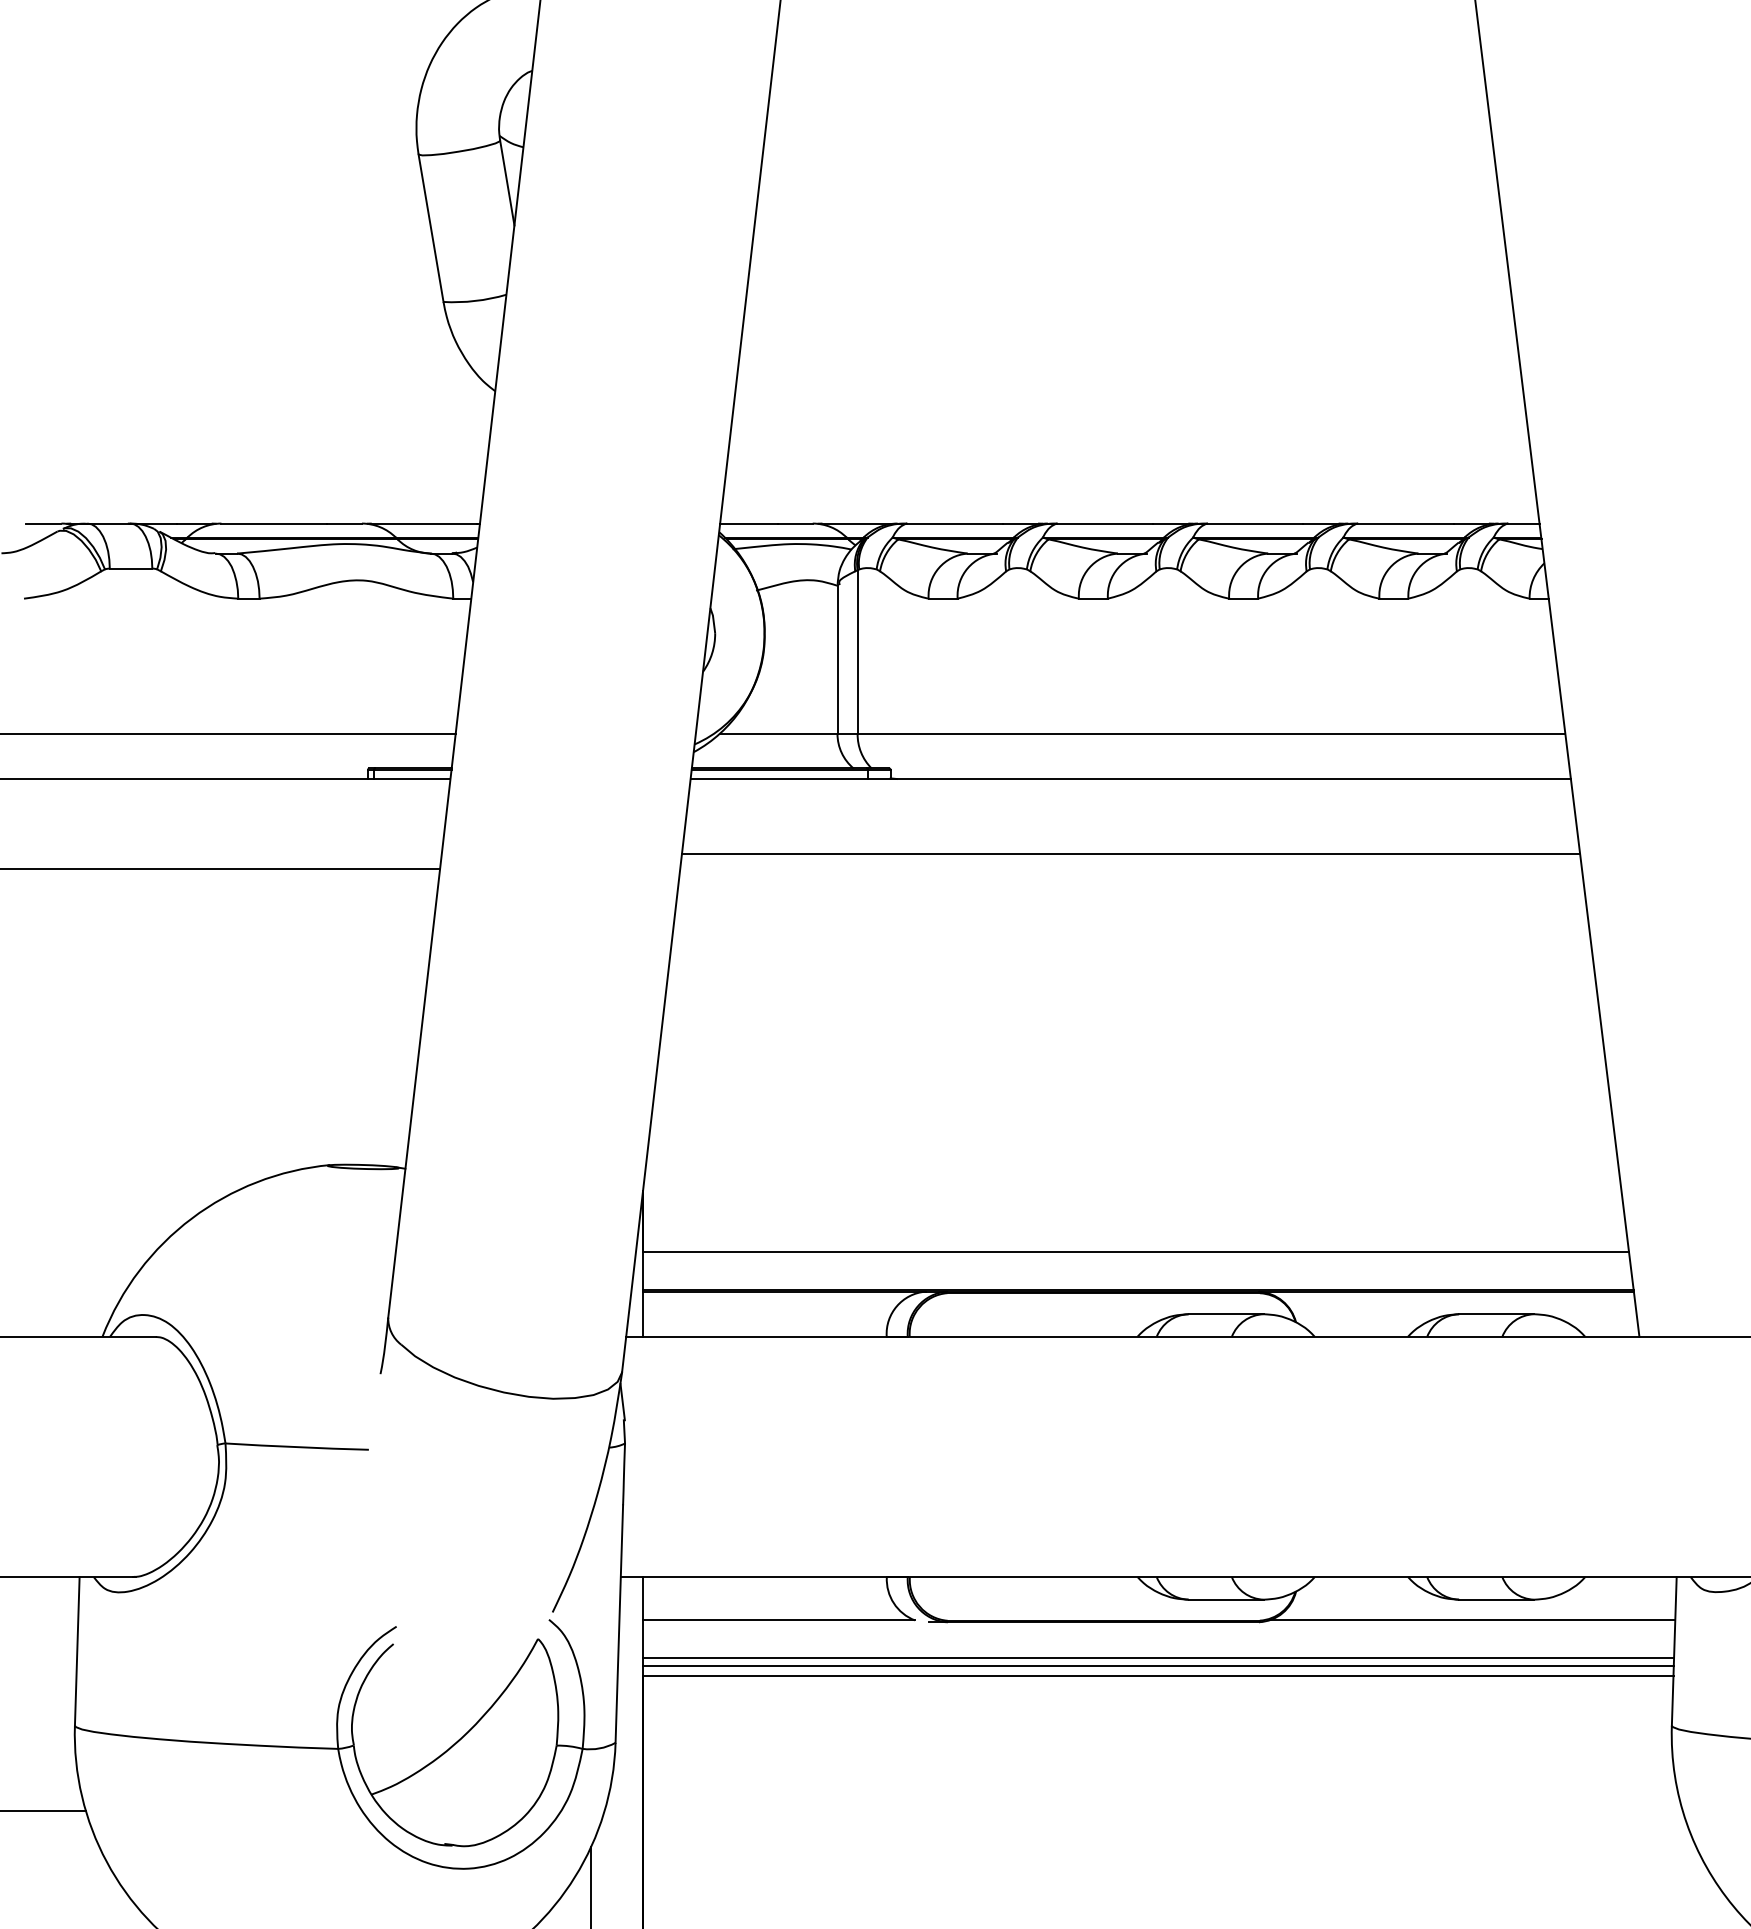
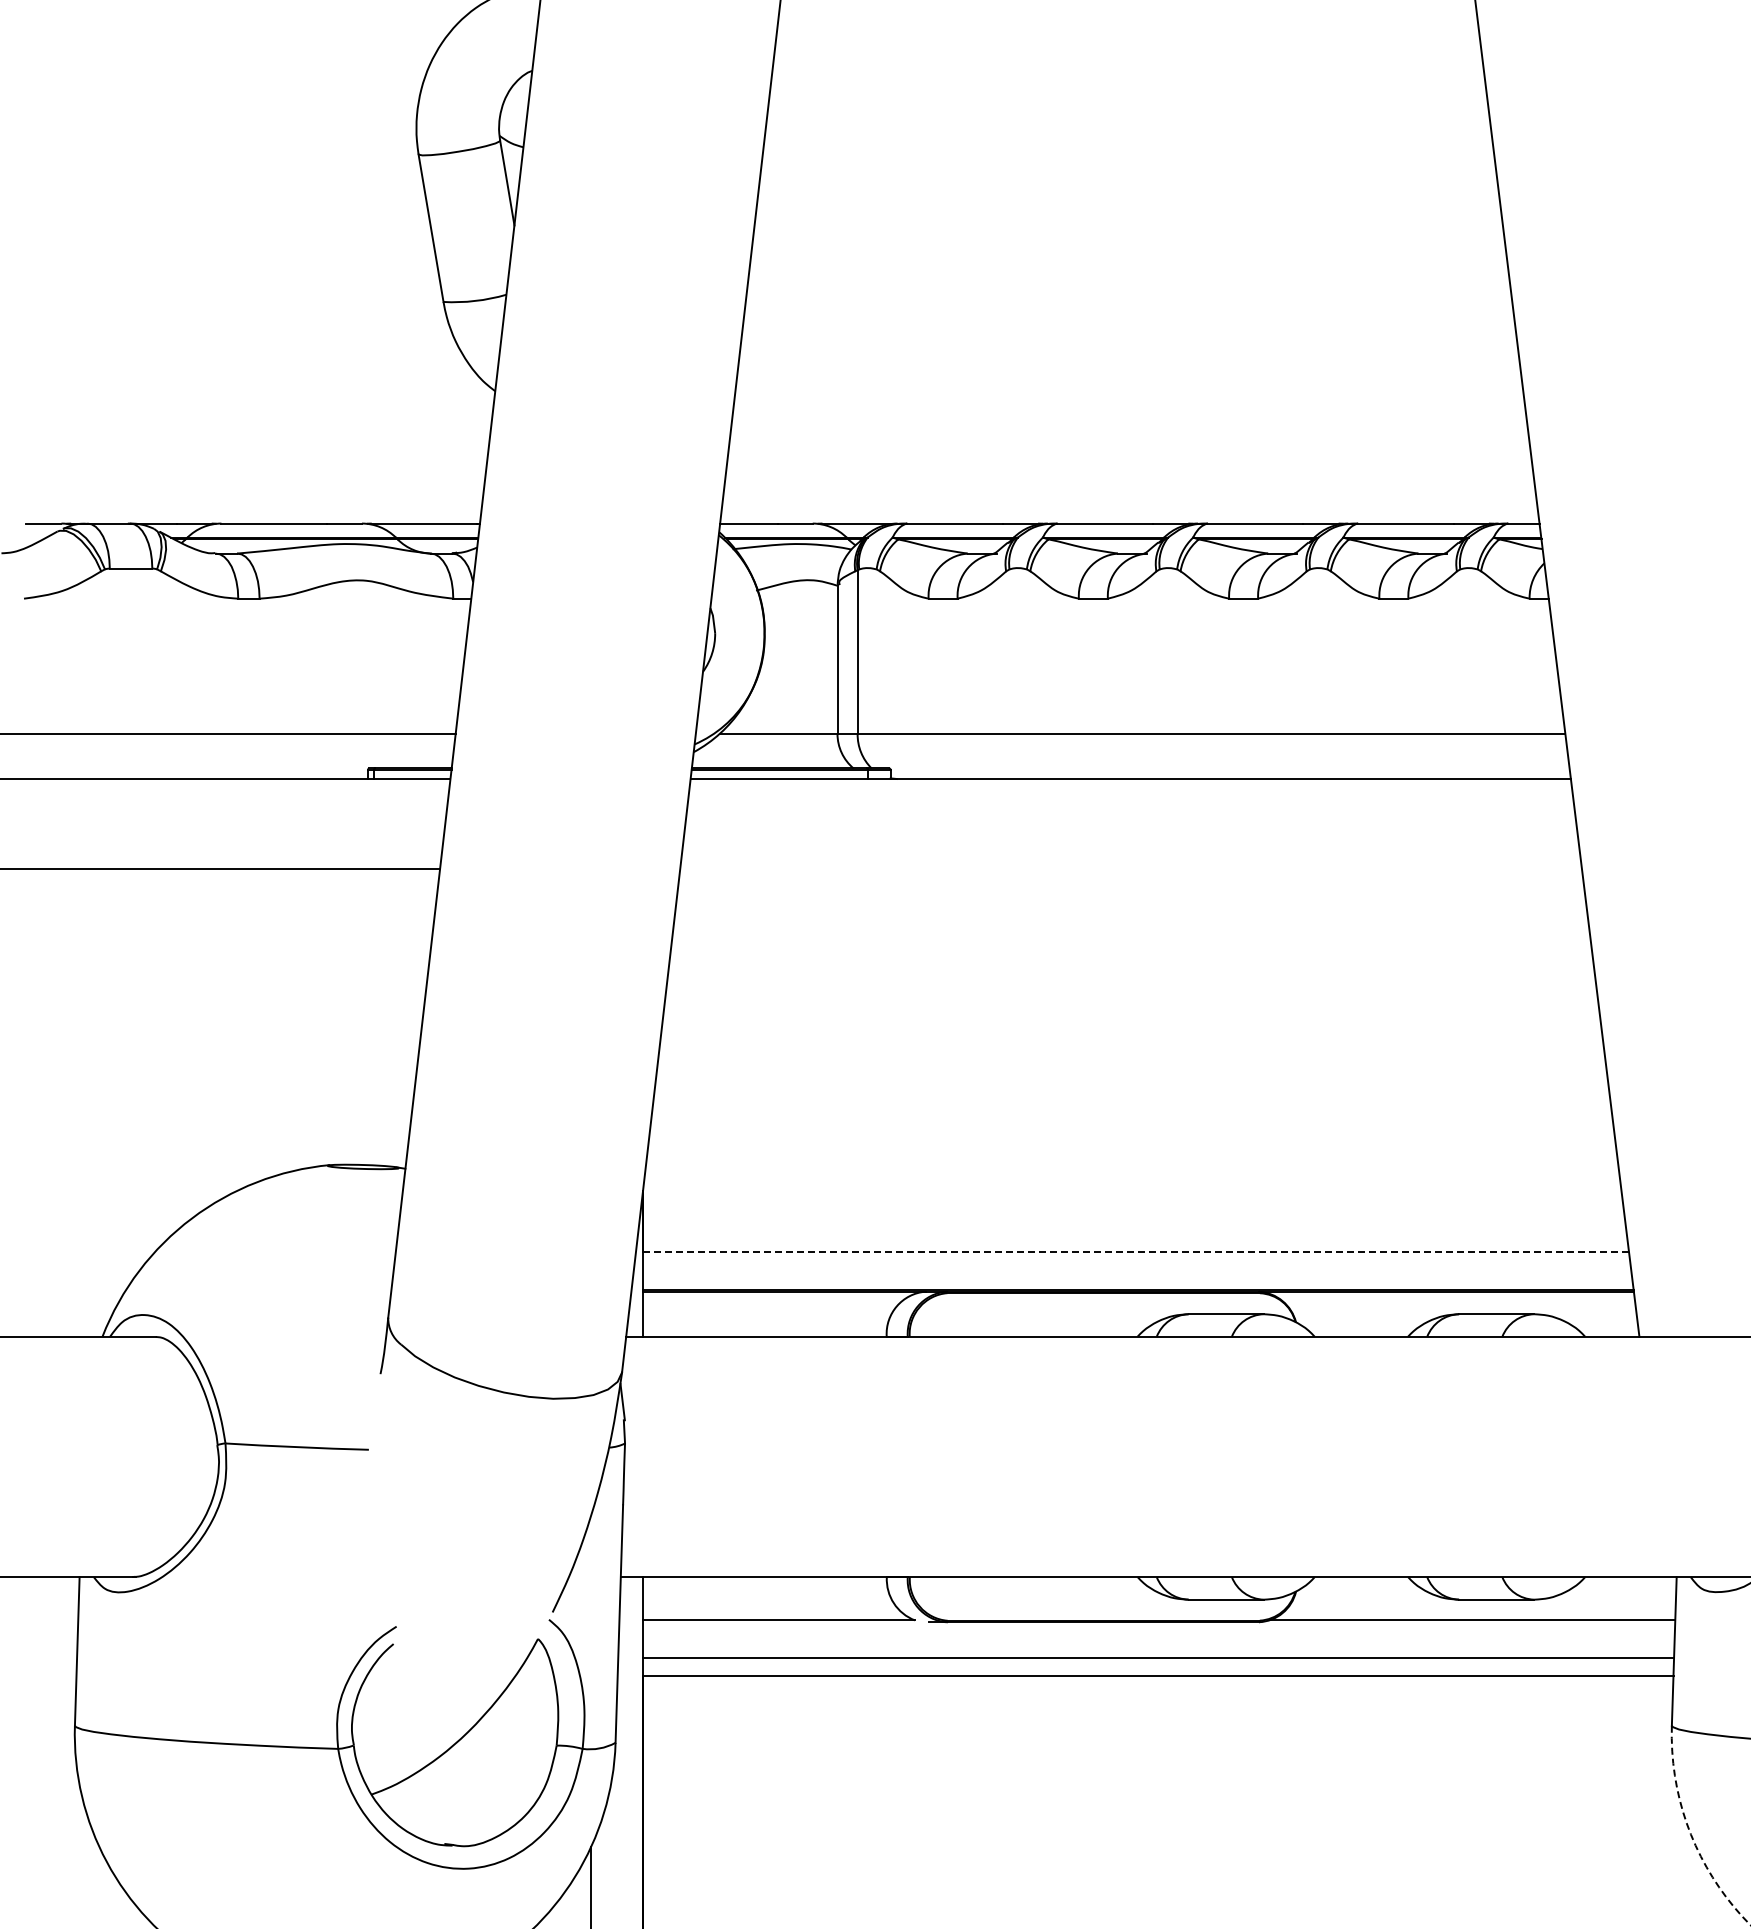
line: present -> none (1130, 854)
line: solid -> dashed (1136, 1252)
line: present -> none (1158, 1665)
line: present -> none (43, 1810)
arc: solid -> dashed (1690, 1833)
